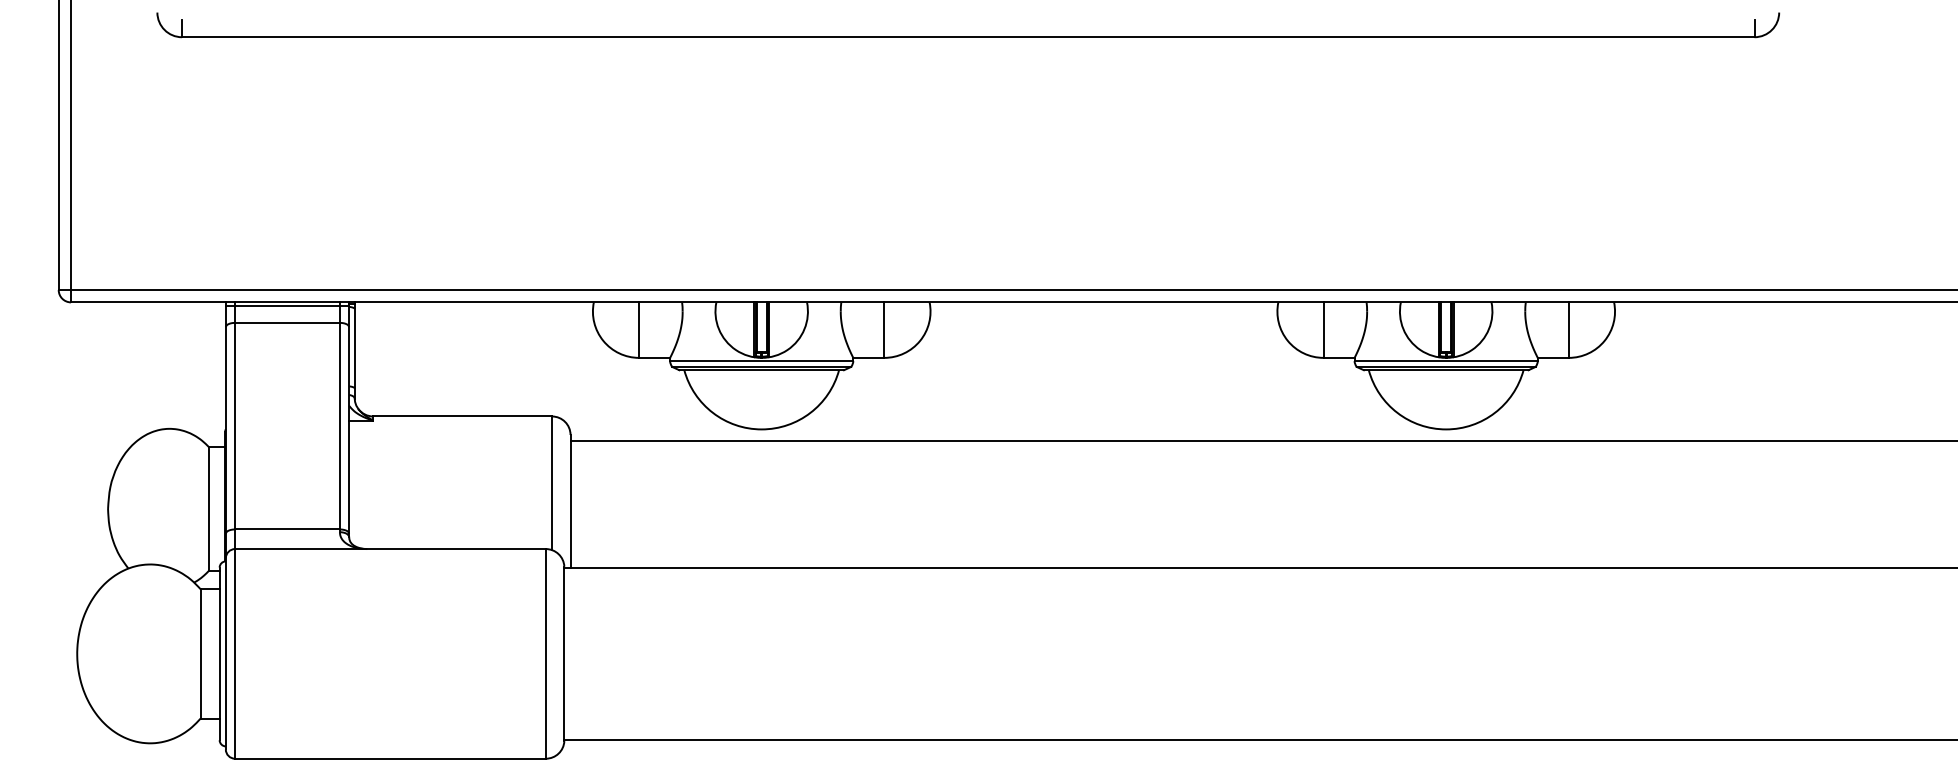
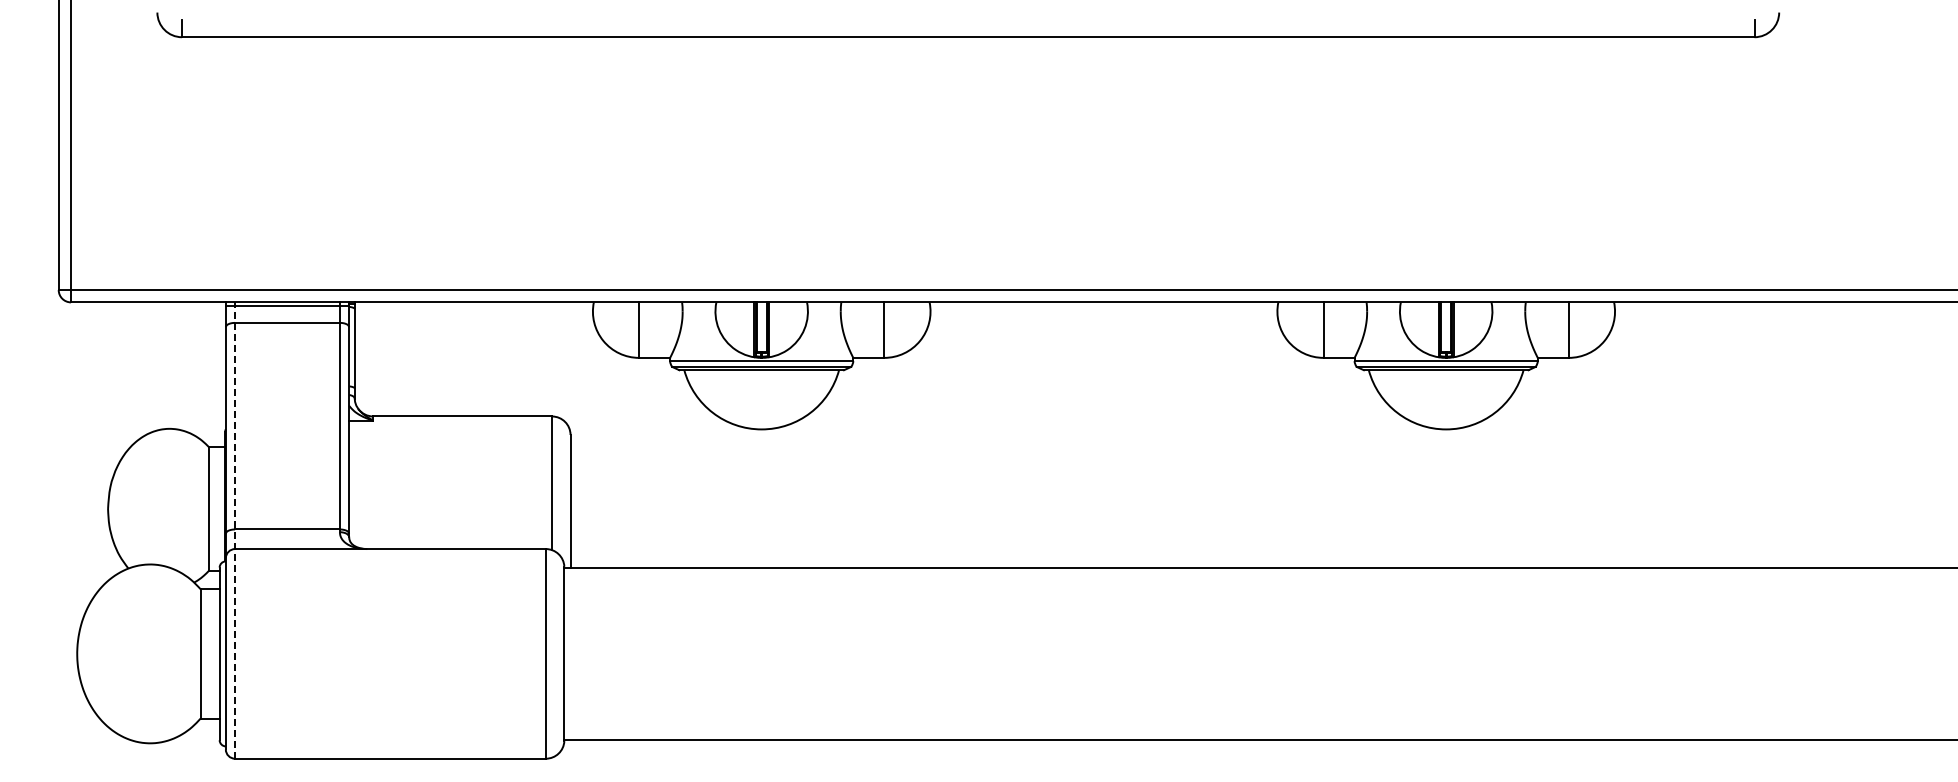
line: present -> none (1262, 441)
line: solid -> dashed (235, 530)
